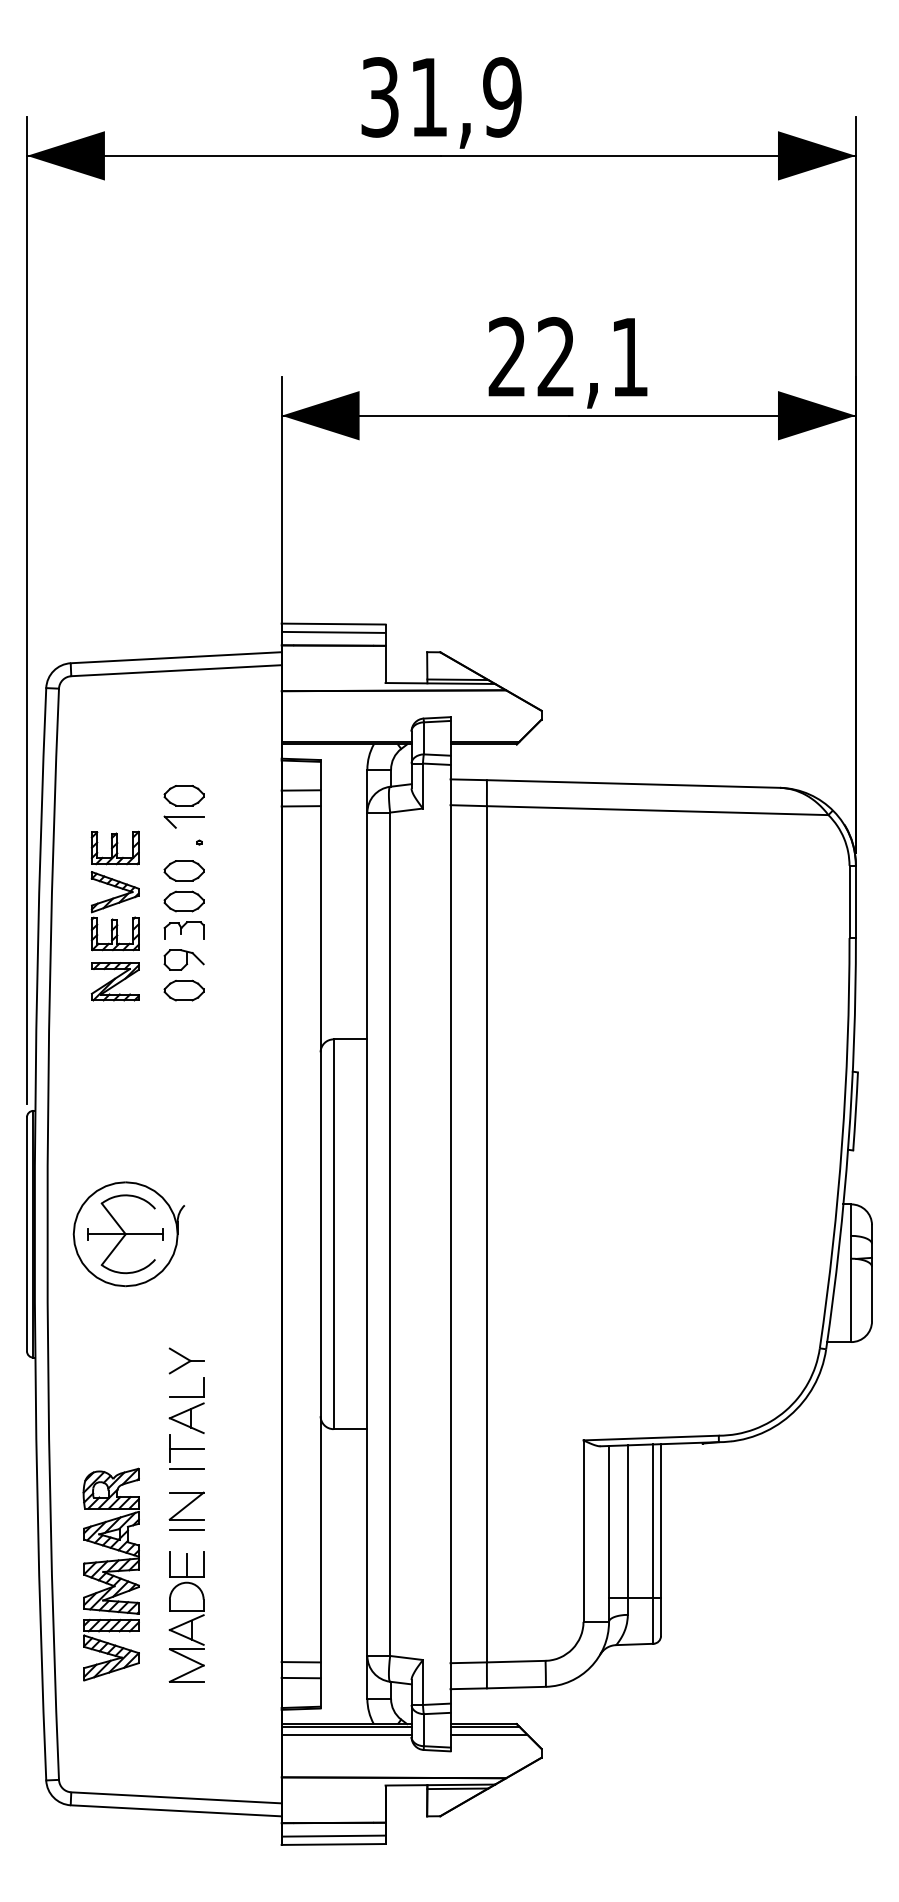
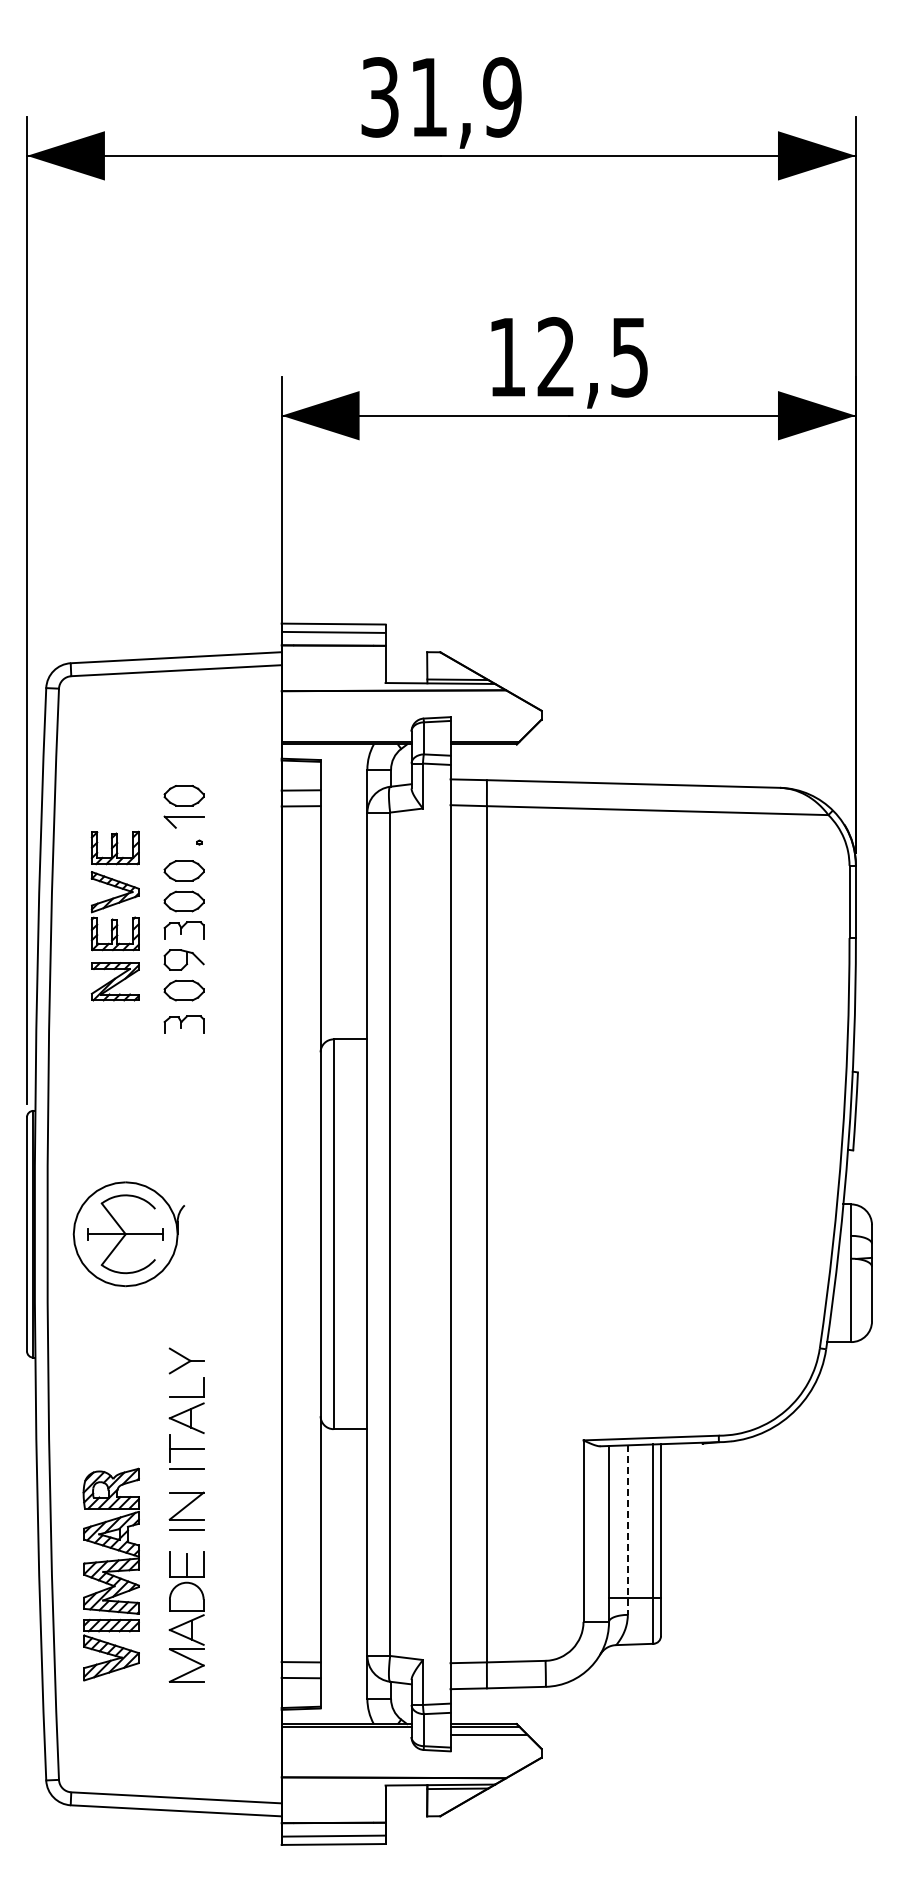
text: 22,1 -> 12,5 (567, 356)
part: none -> present (183, 1024)
line: solid -> dashed (627, 1530)
line: present -> none (346, 1734)
